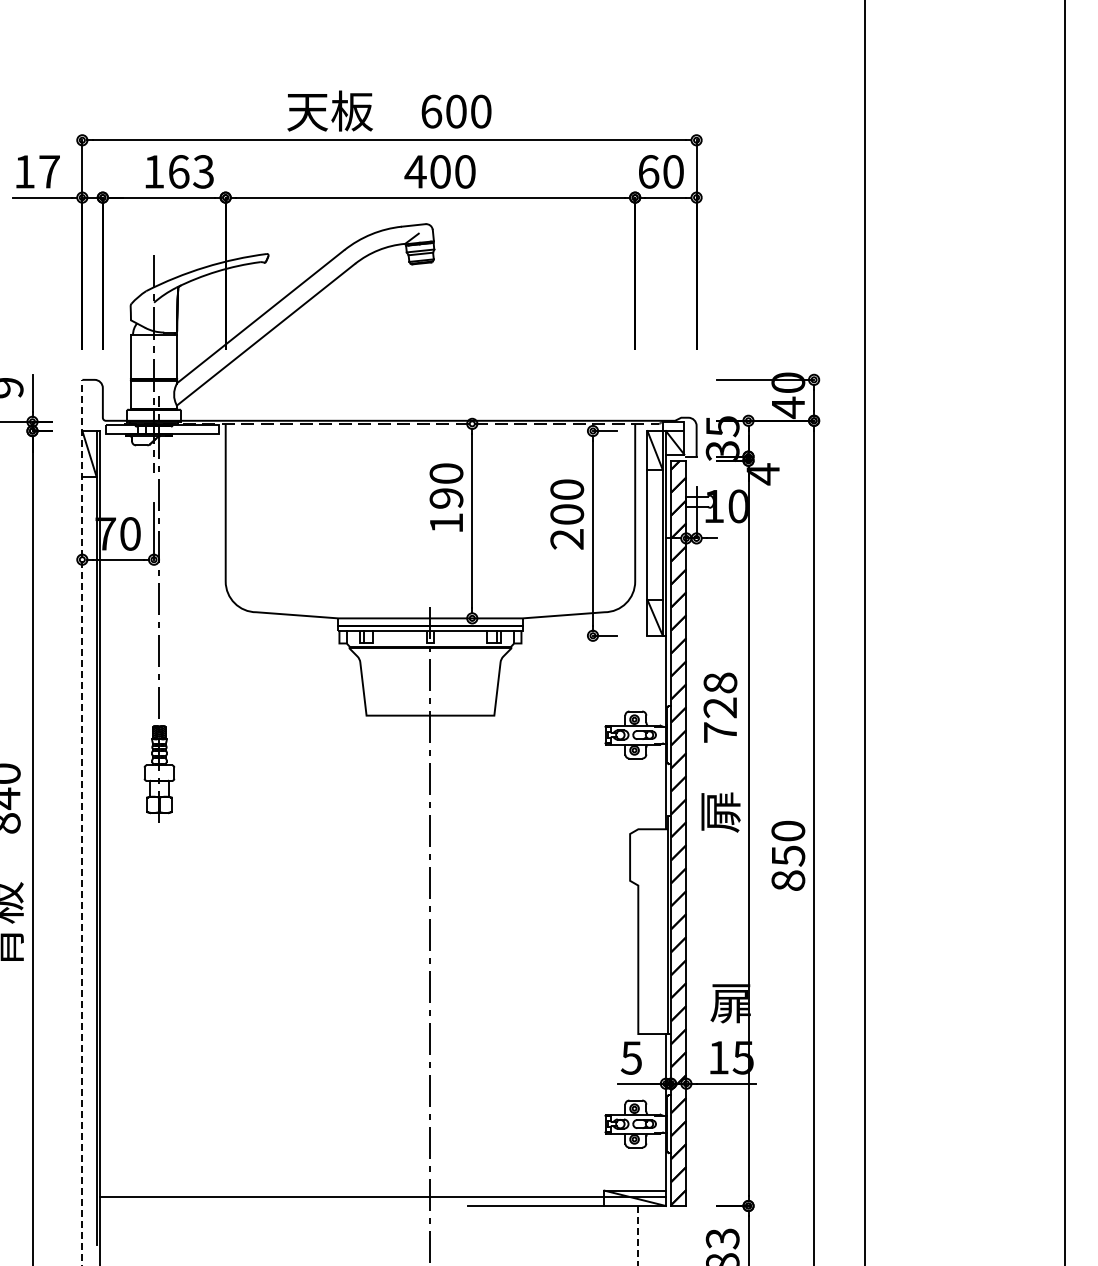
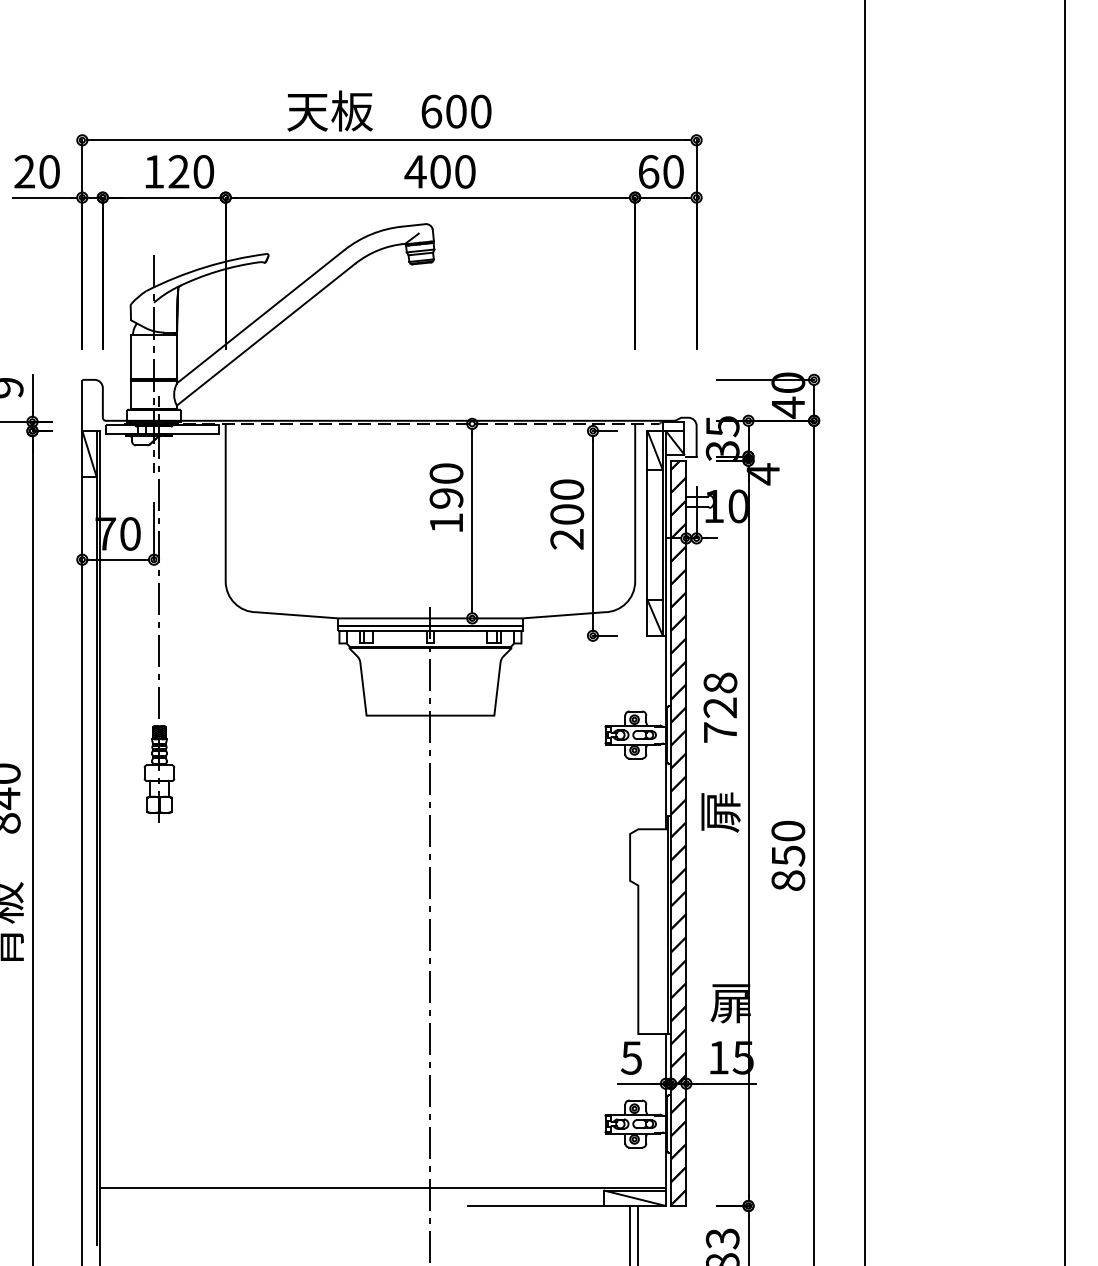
text: 17 -> 20 (36, 171)
text: 163 -> 120 (191, 171)
line: dashed -> solid (82, 852)
line position: (382, 1196) -> (382, 1187) (382, 1187)
line: none -> present (630, 1234)
